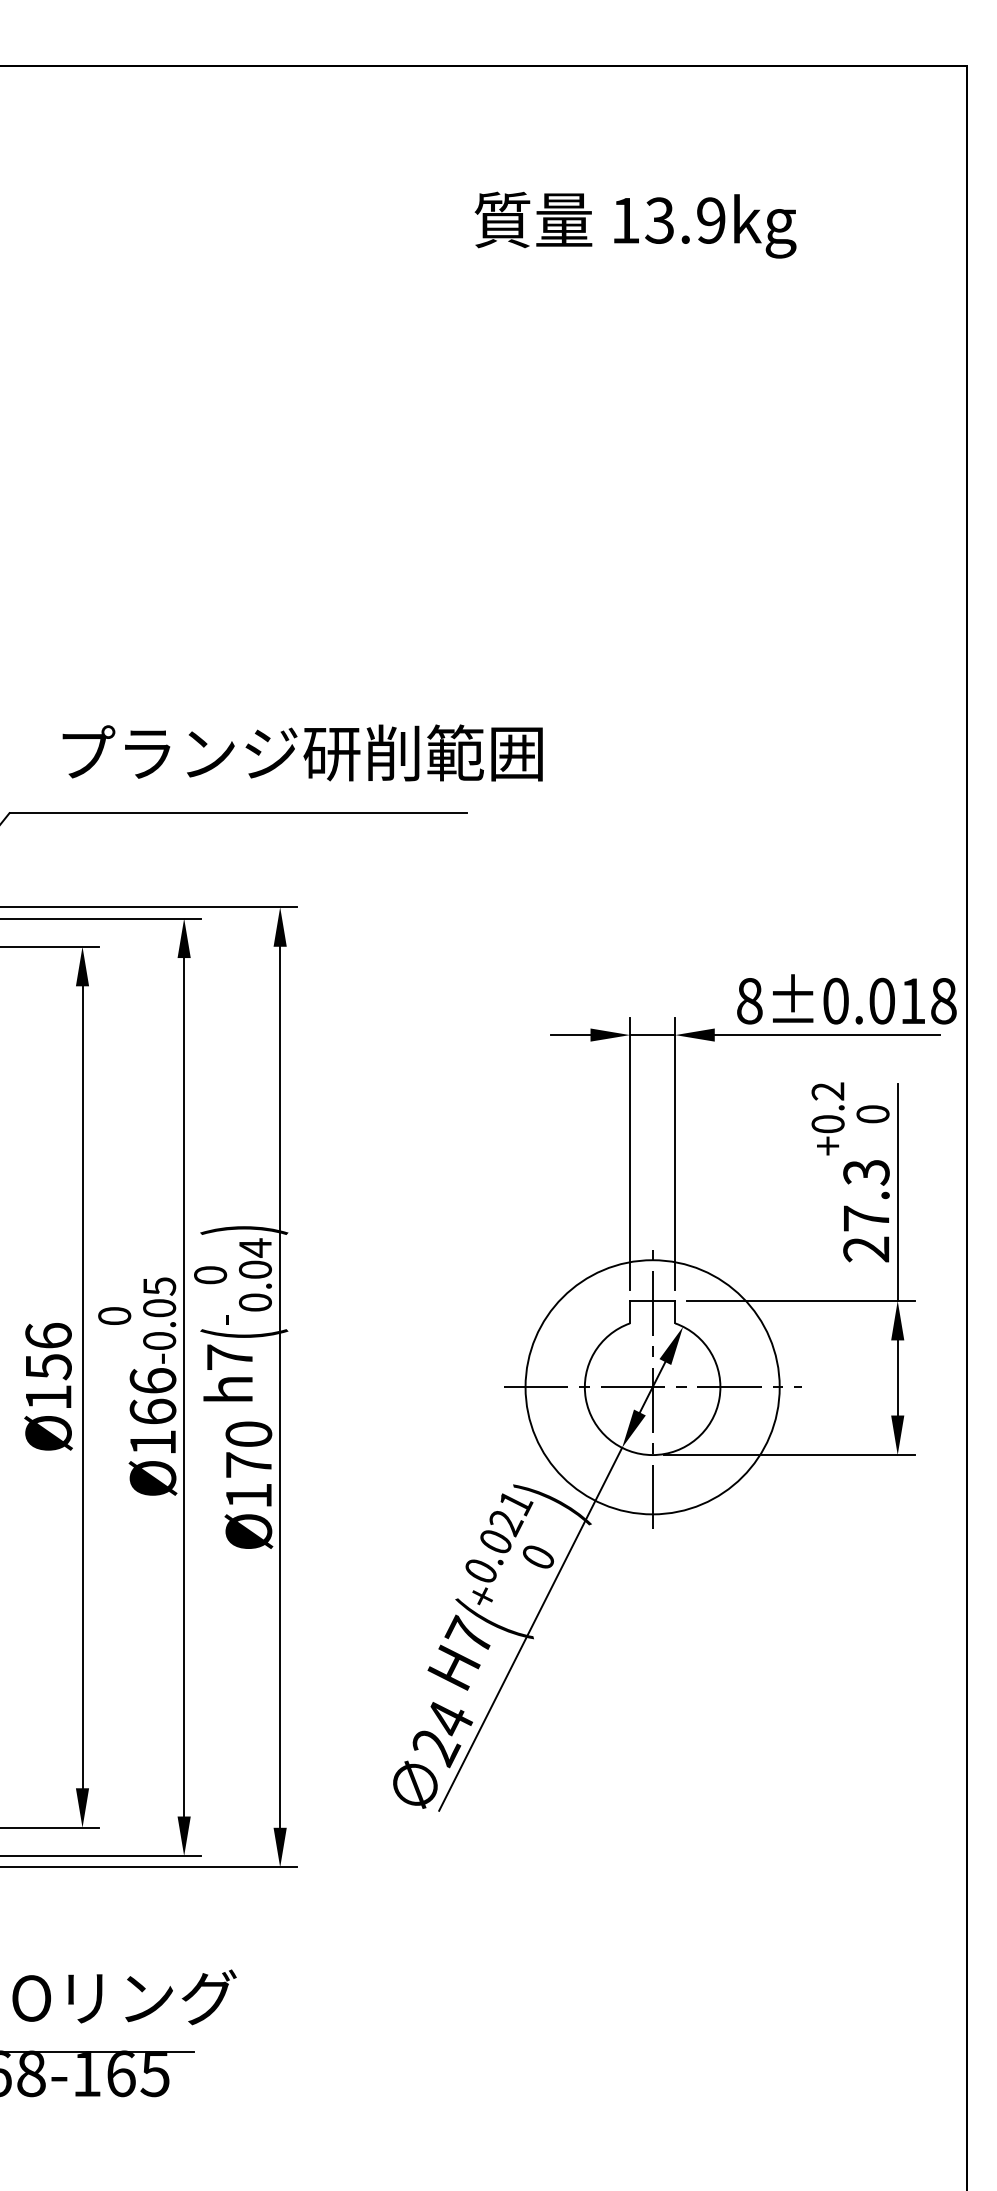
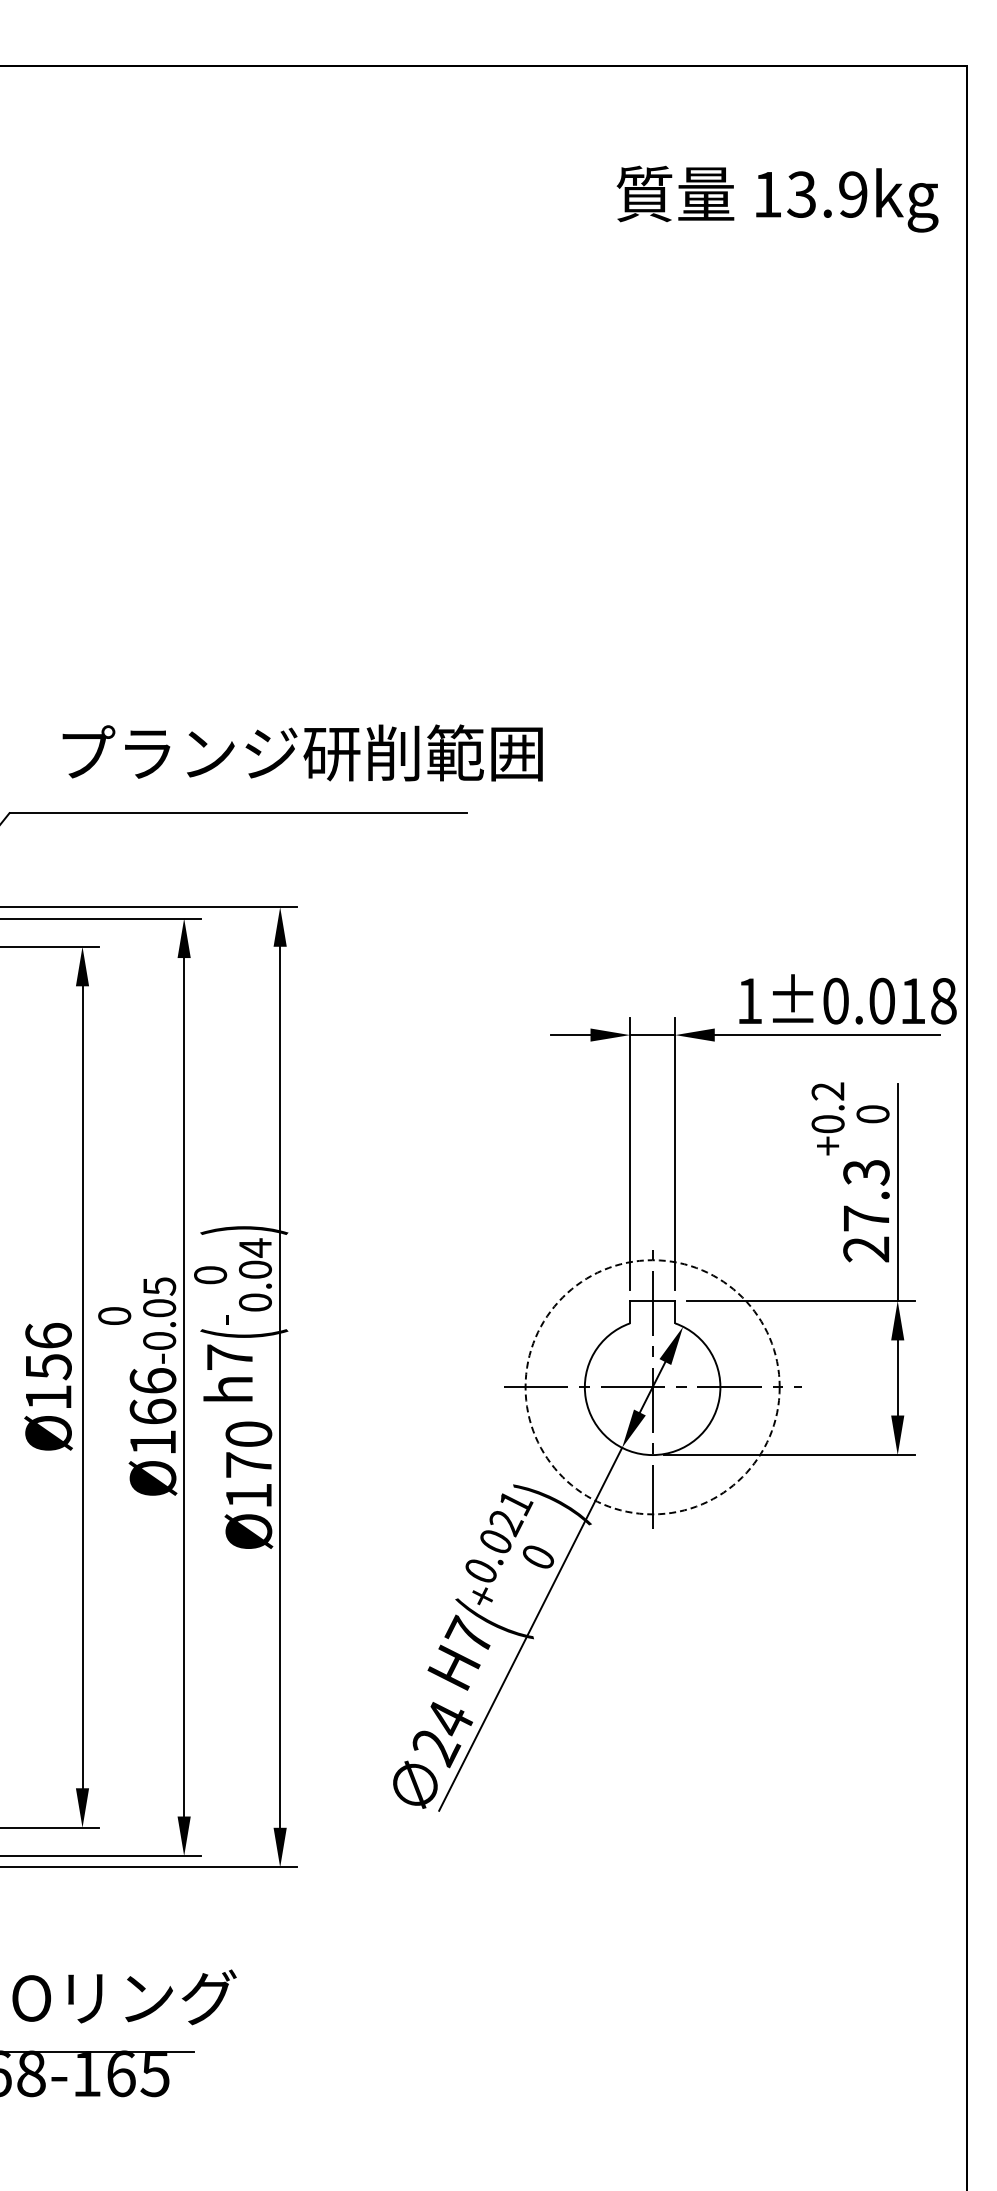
text position: (635, 224) -> (777, 198) (777, 198)
text: 8±0.018 -> 1±0.018 (749, 1001)
circle: solid -> dashed (652, 1387)
